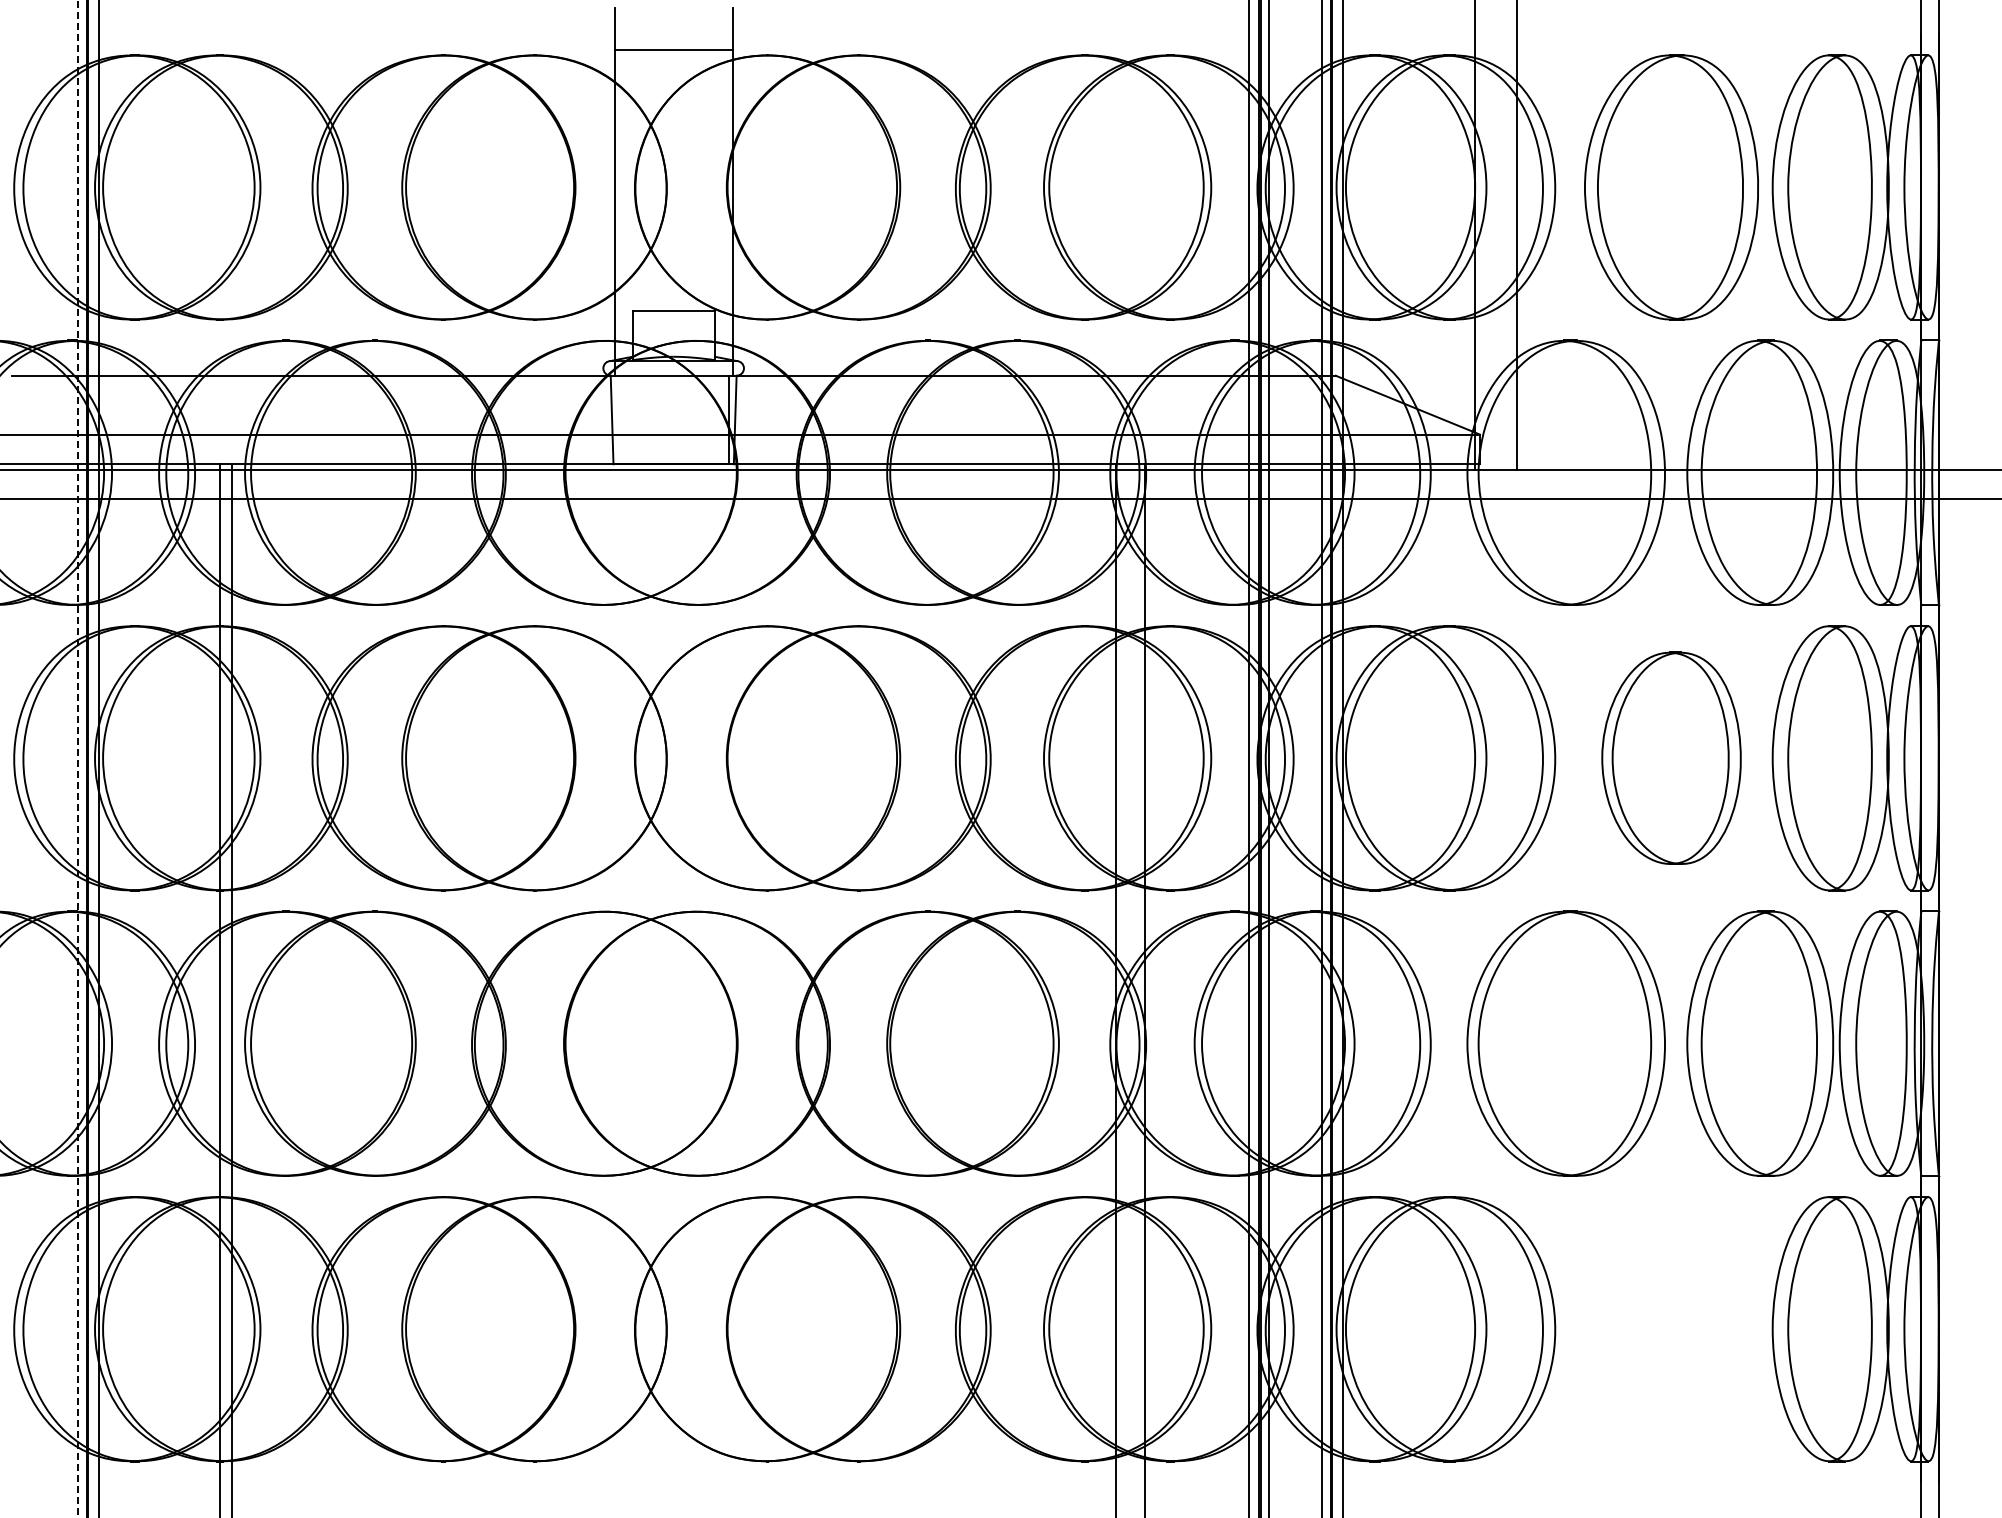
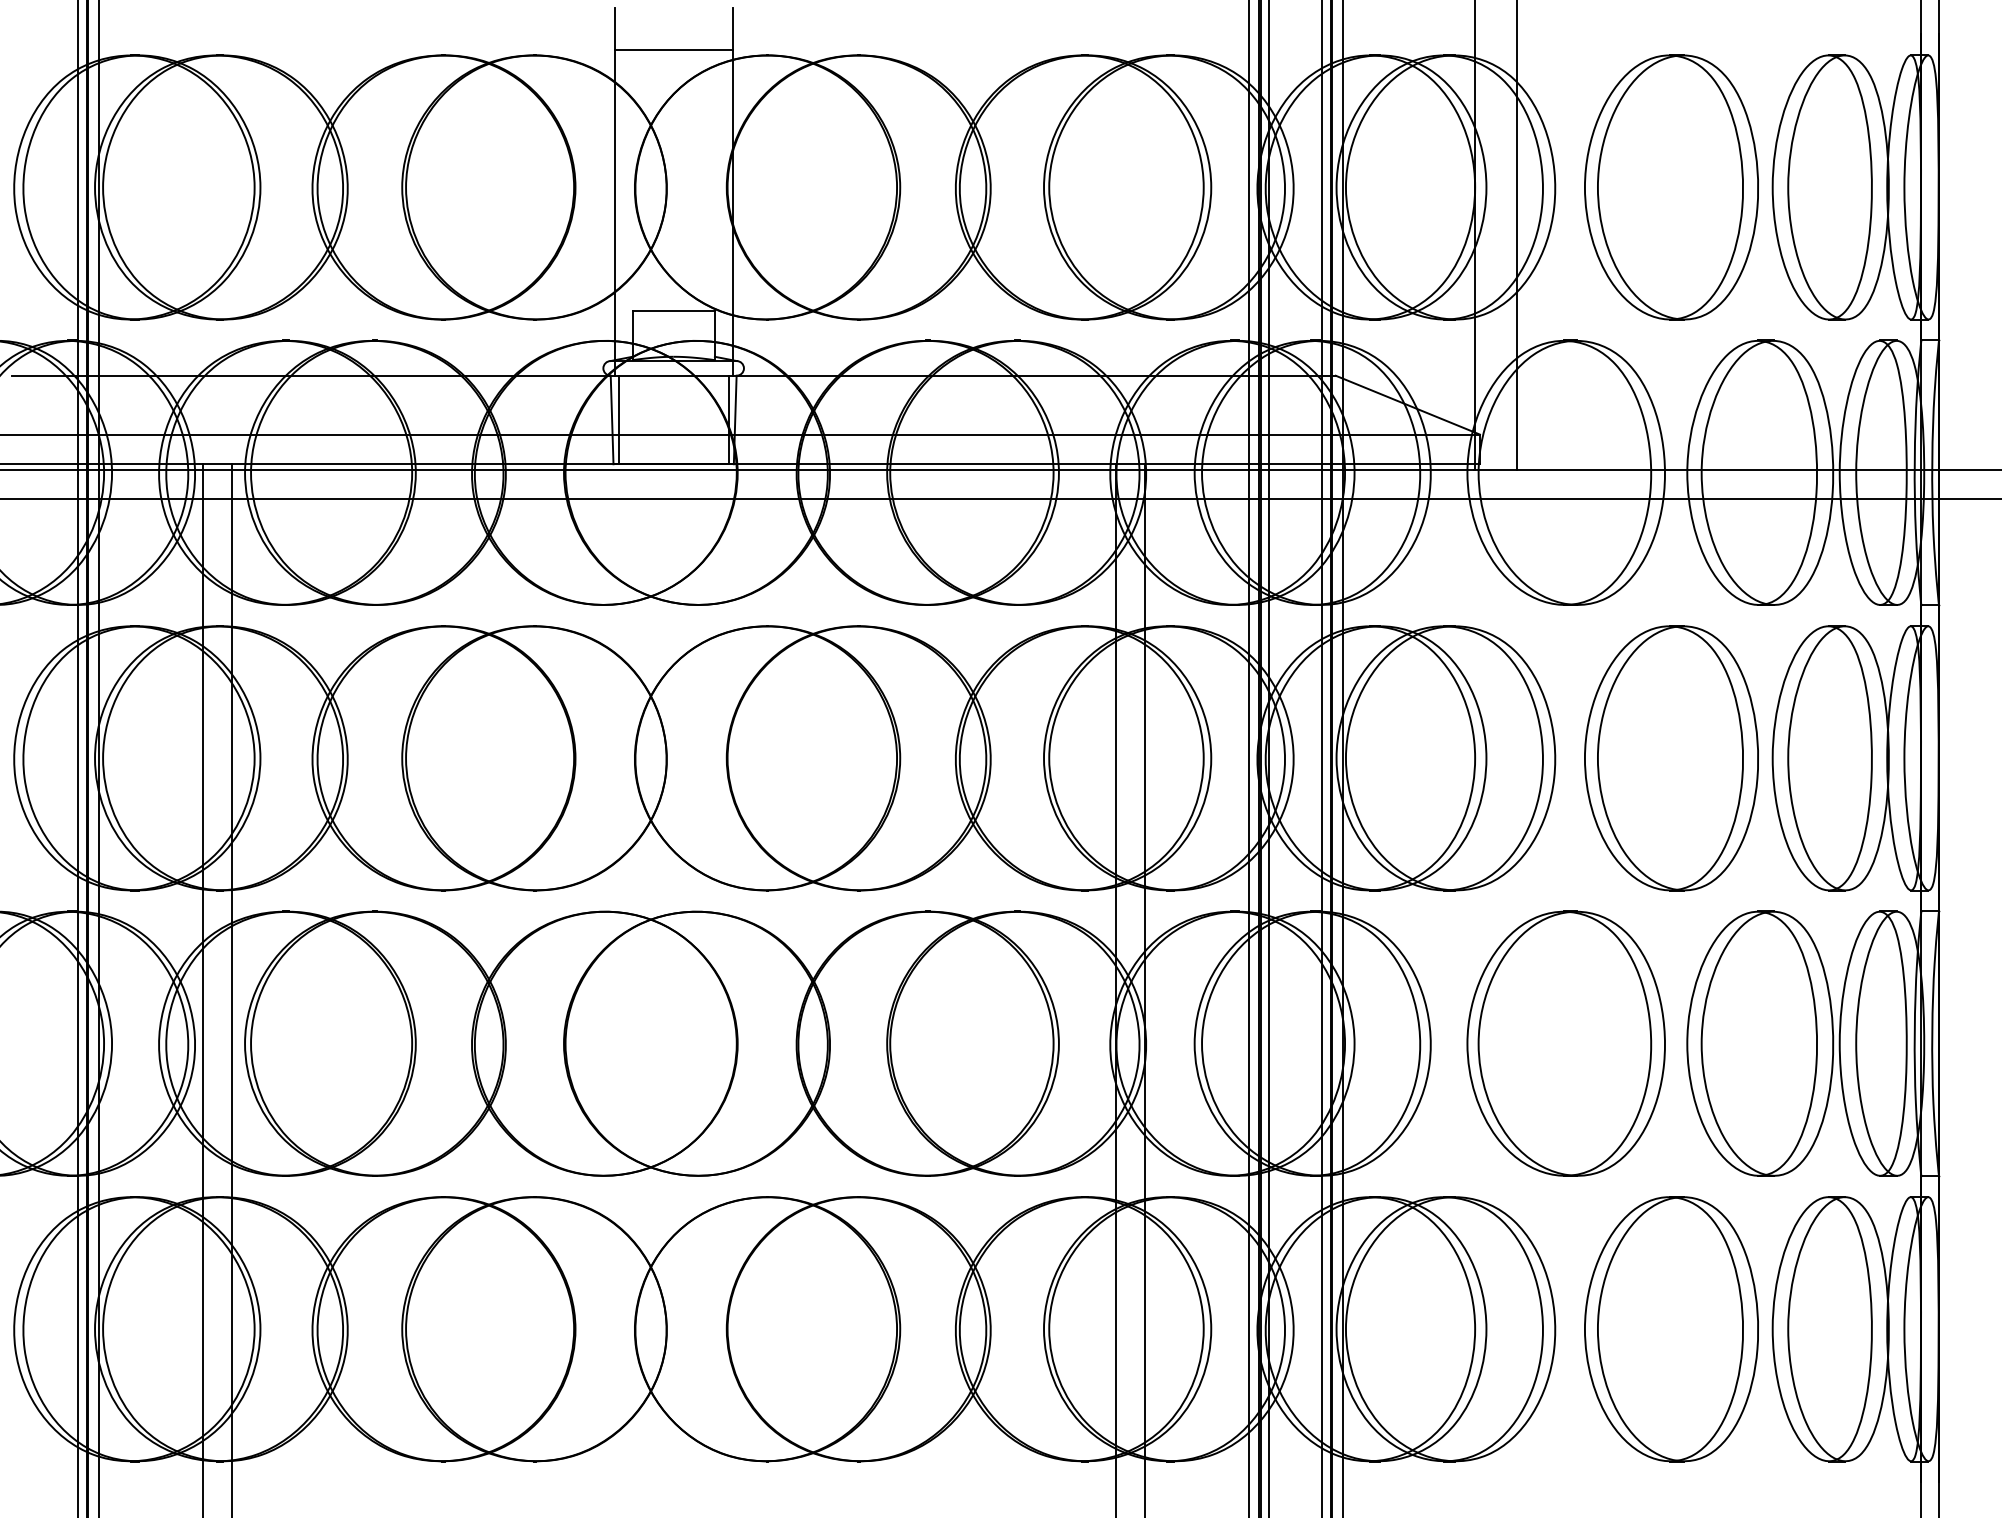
line: none -> present (618, 419)
part size: 141x214 px -> 175x267 px (1671, 758)
line: dashed -> solid (78, 758)
line position: (219, 989) -> (202, 989) (202, 989)
part: none -> present (1671, 1329)
